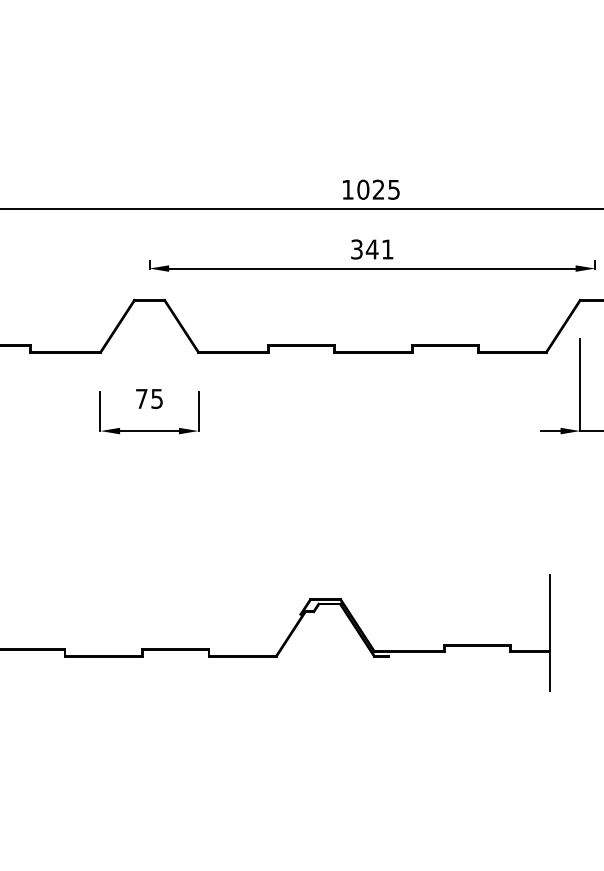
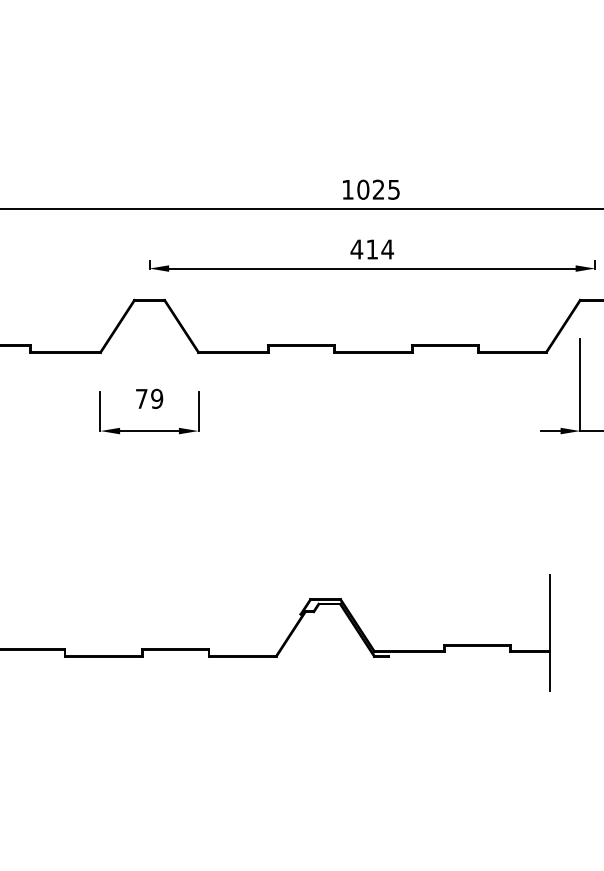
text: 341 -> 414 (372, 249)
text: 75 -> 79 (157, 398)
